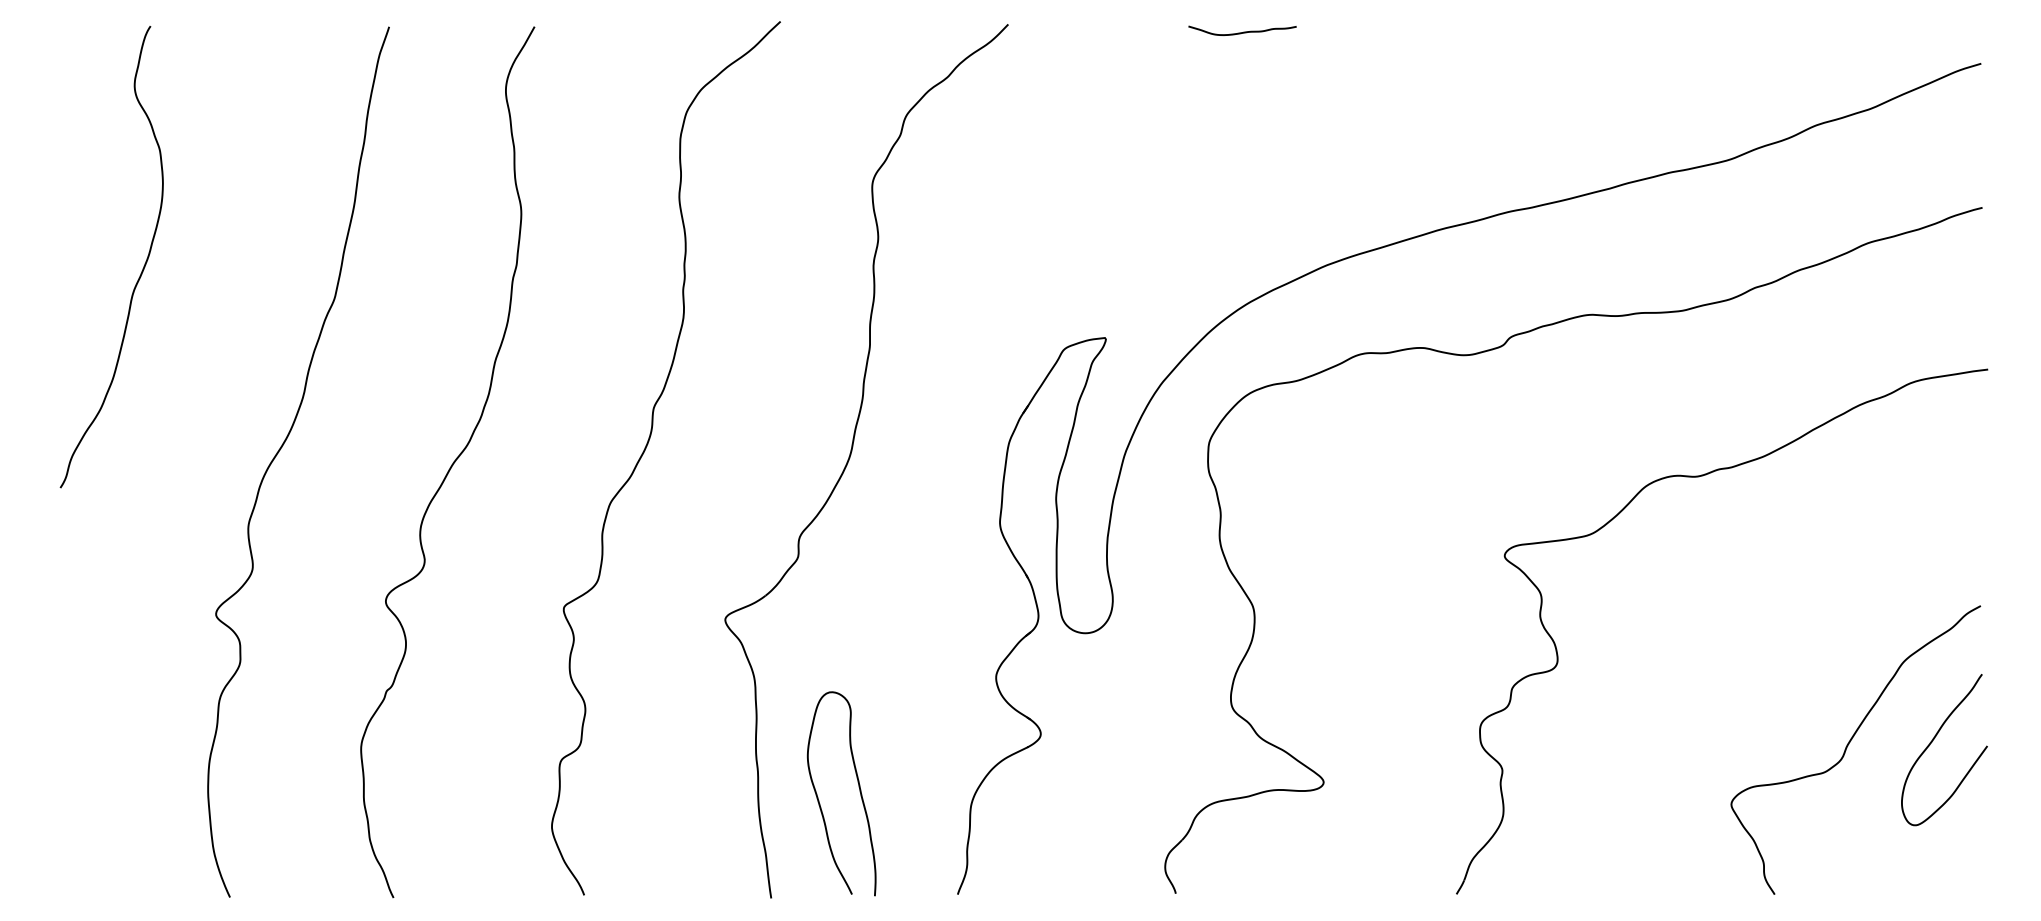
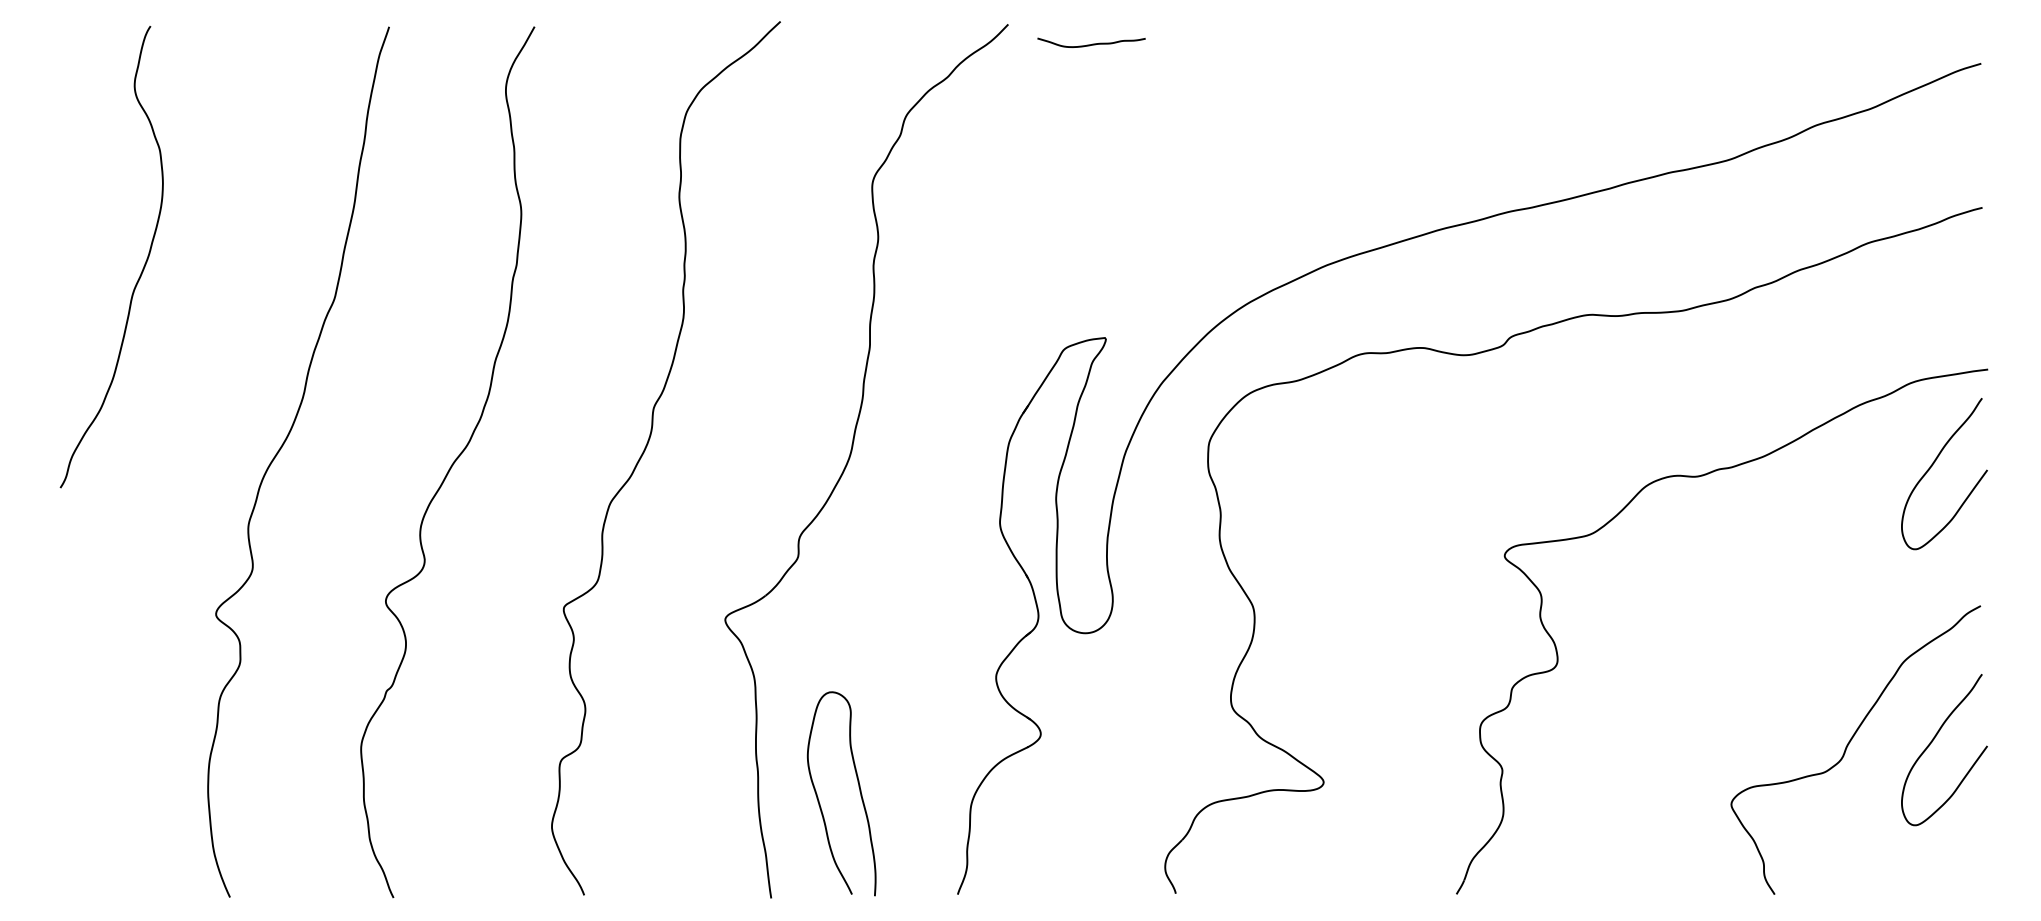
curve position: (1243, 31) -> (1092, 43) (1092, 43)
curve: none -> present (1932, 466)
